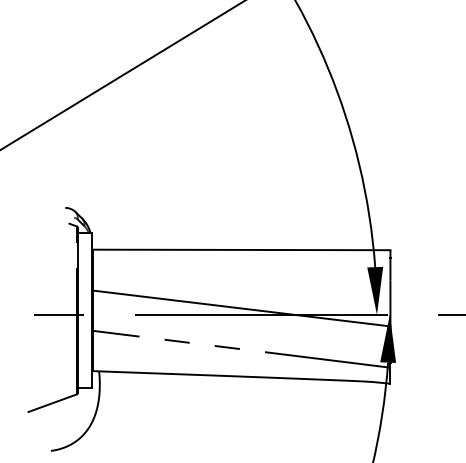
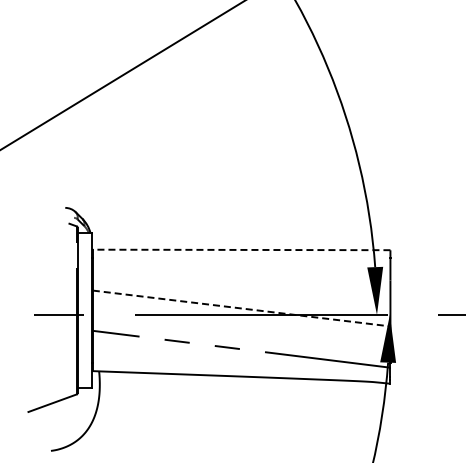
line: solid -> dashed (241, 249)
line: solid -> dashed (241, 308)
